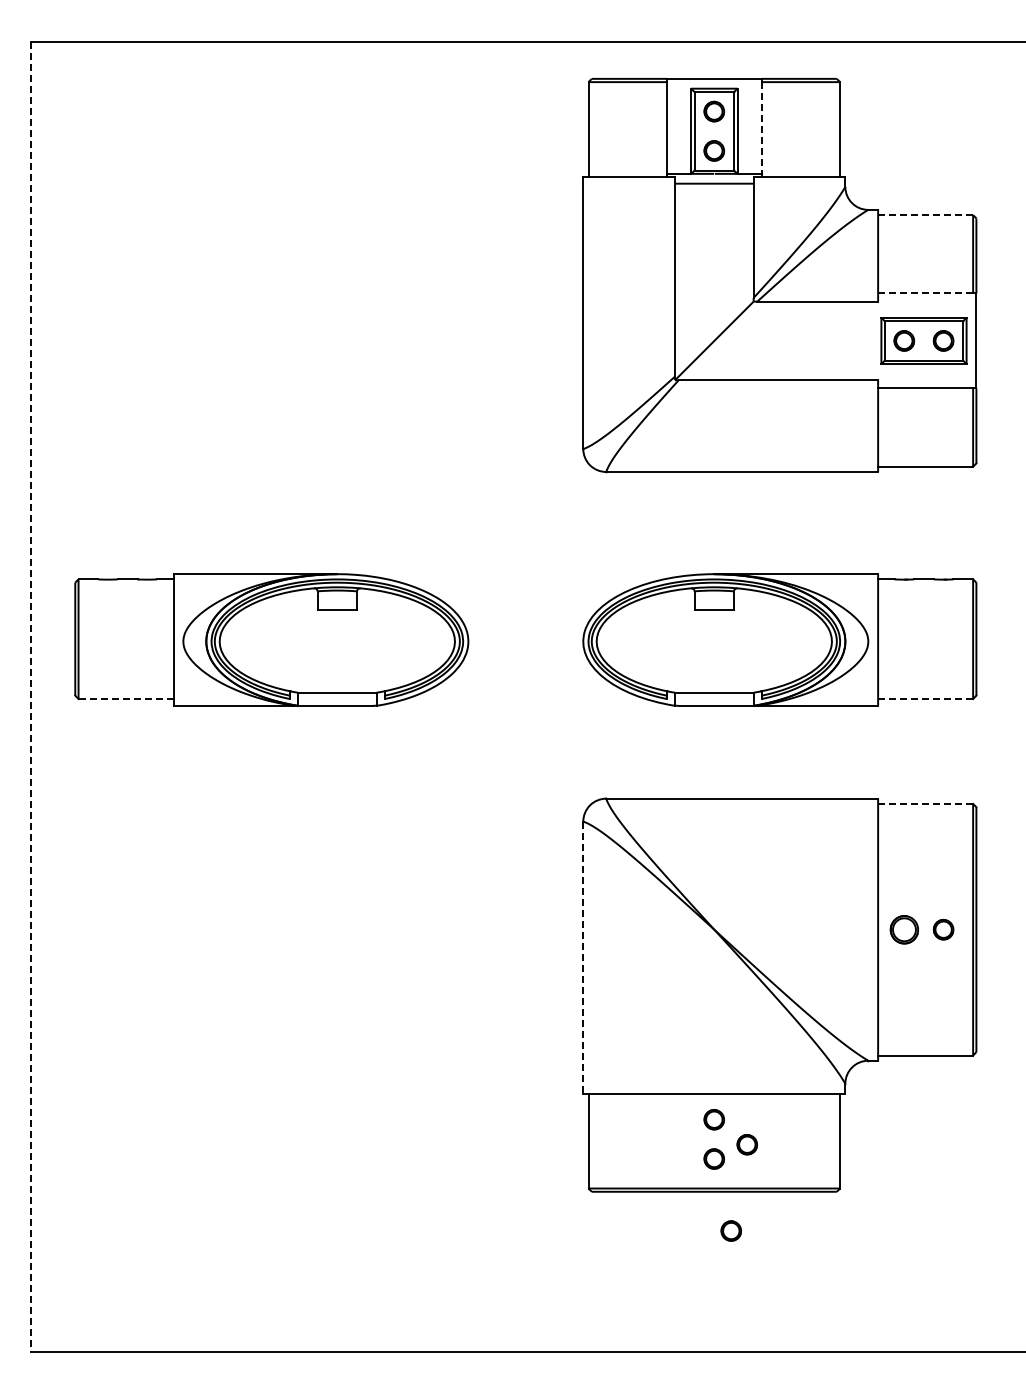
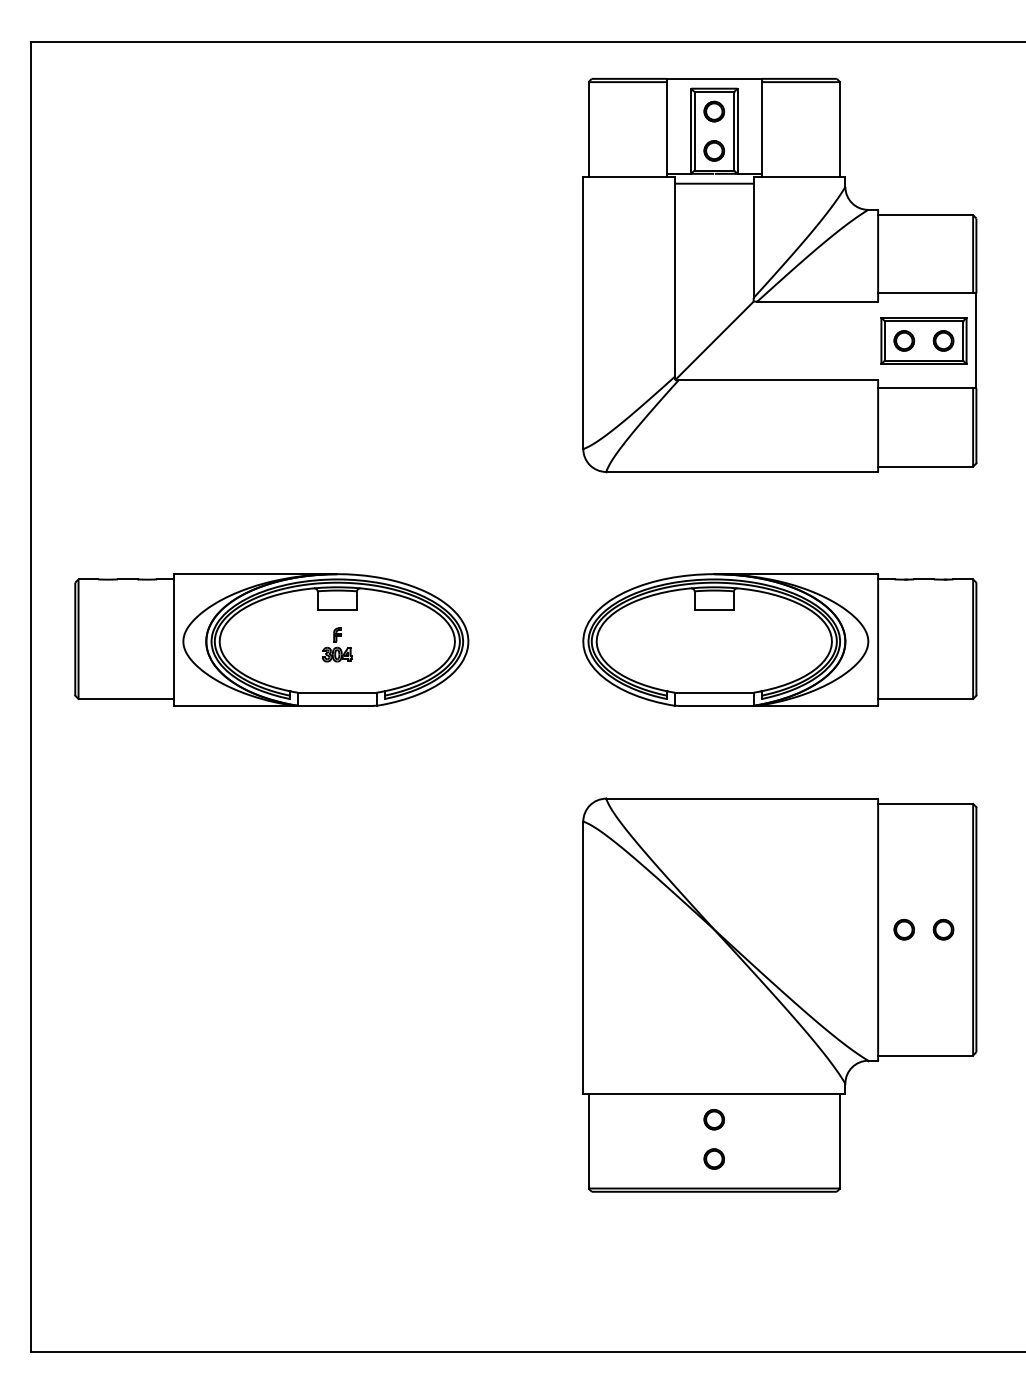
line: dashed -> solid (761, 129)
line: dashed -> solid (925, 215)
line: dashed -> solid (925, 293)
part: none -> present (336, 644)
line: dashed -> solid (30, 697)
line: dashed -> solid (126, 699)
line: dashed -> solid (925, 699)
line: dashed -> solid (925, 803)
part size: 30x30 px -> 22x23 px (903, 929)
line: dashed -> solid (583, 957)
part: present -> none (746, 1144)
part: present -> none (730, 1230)
